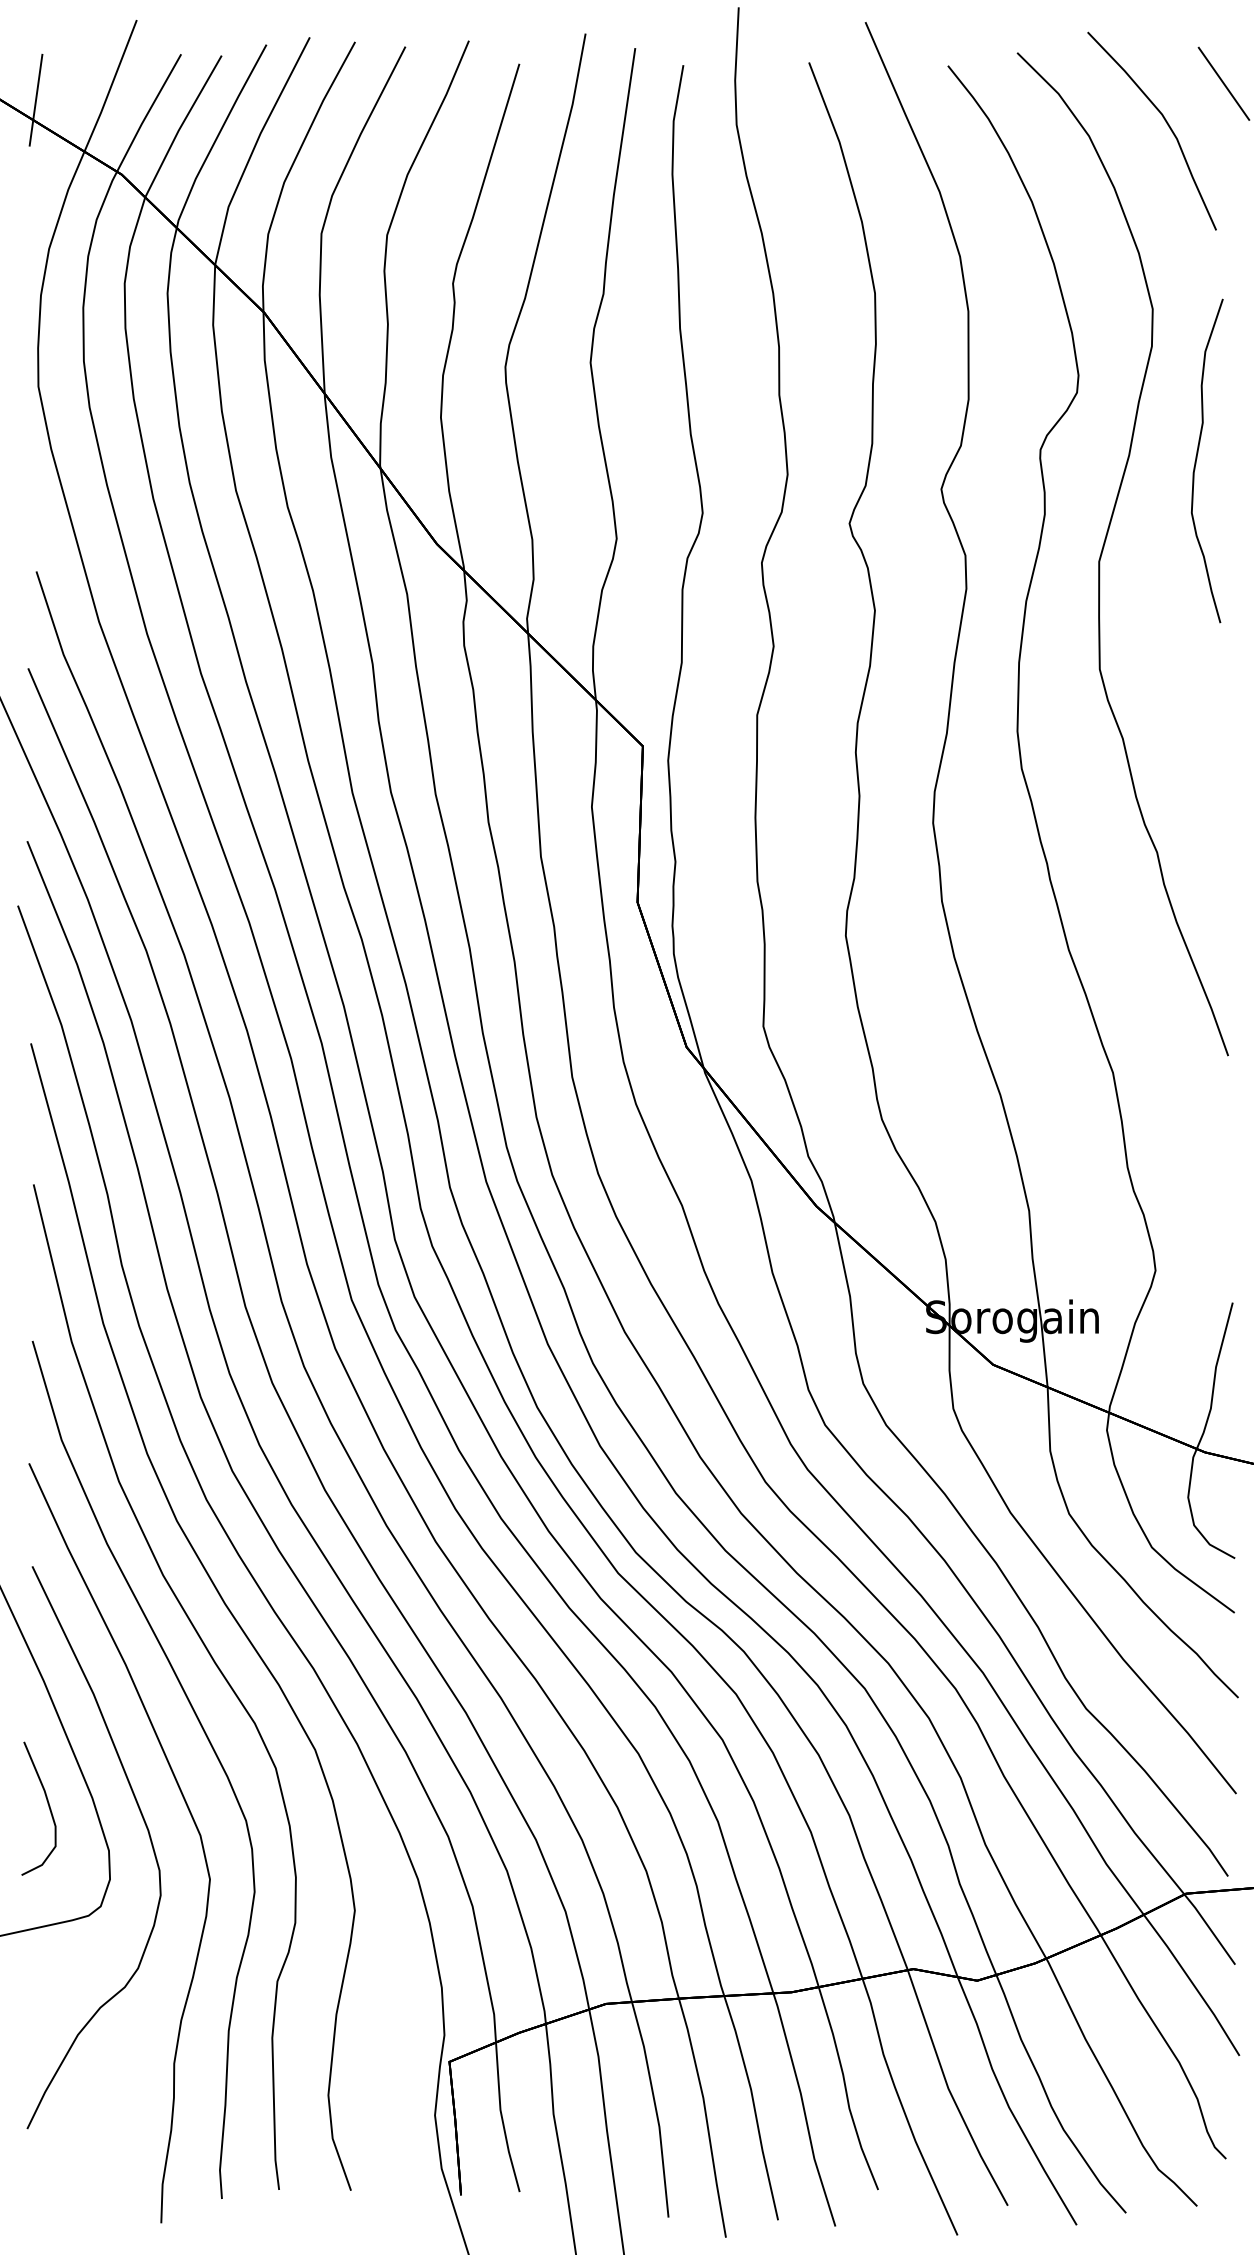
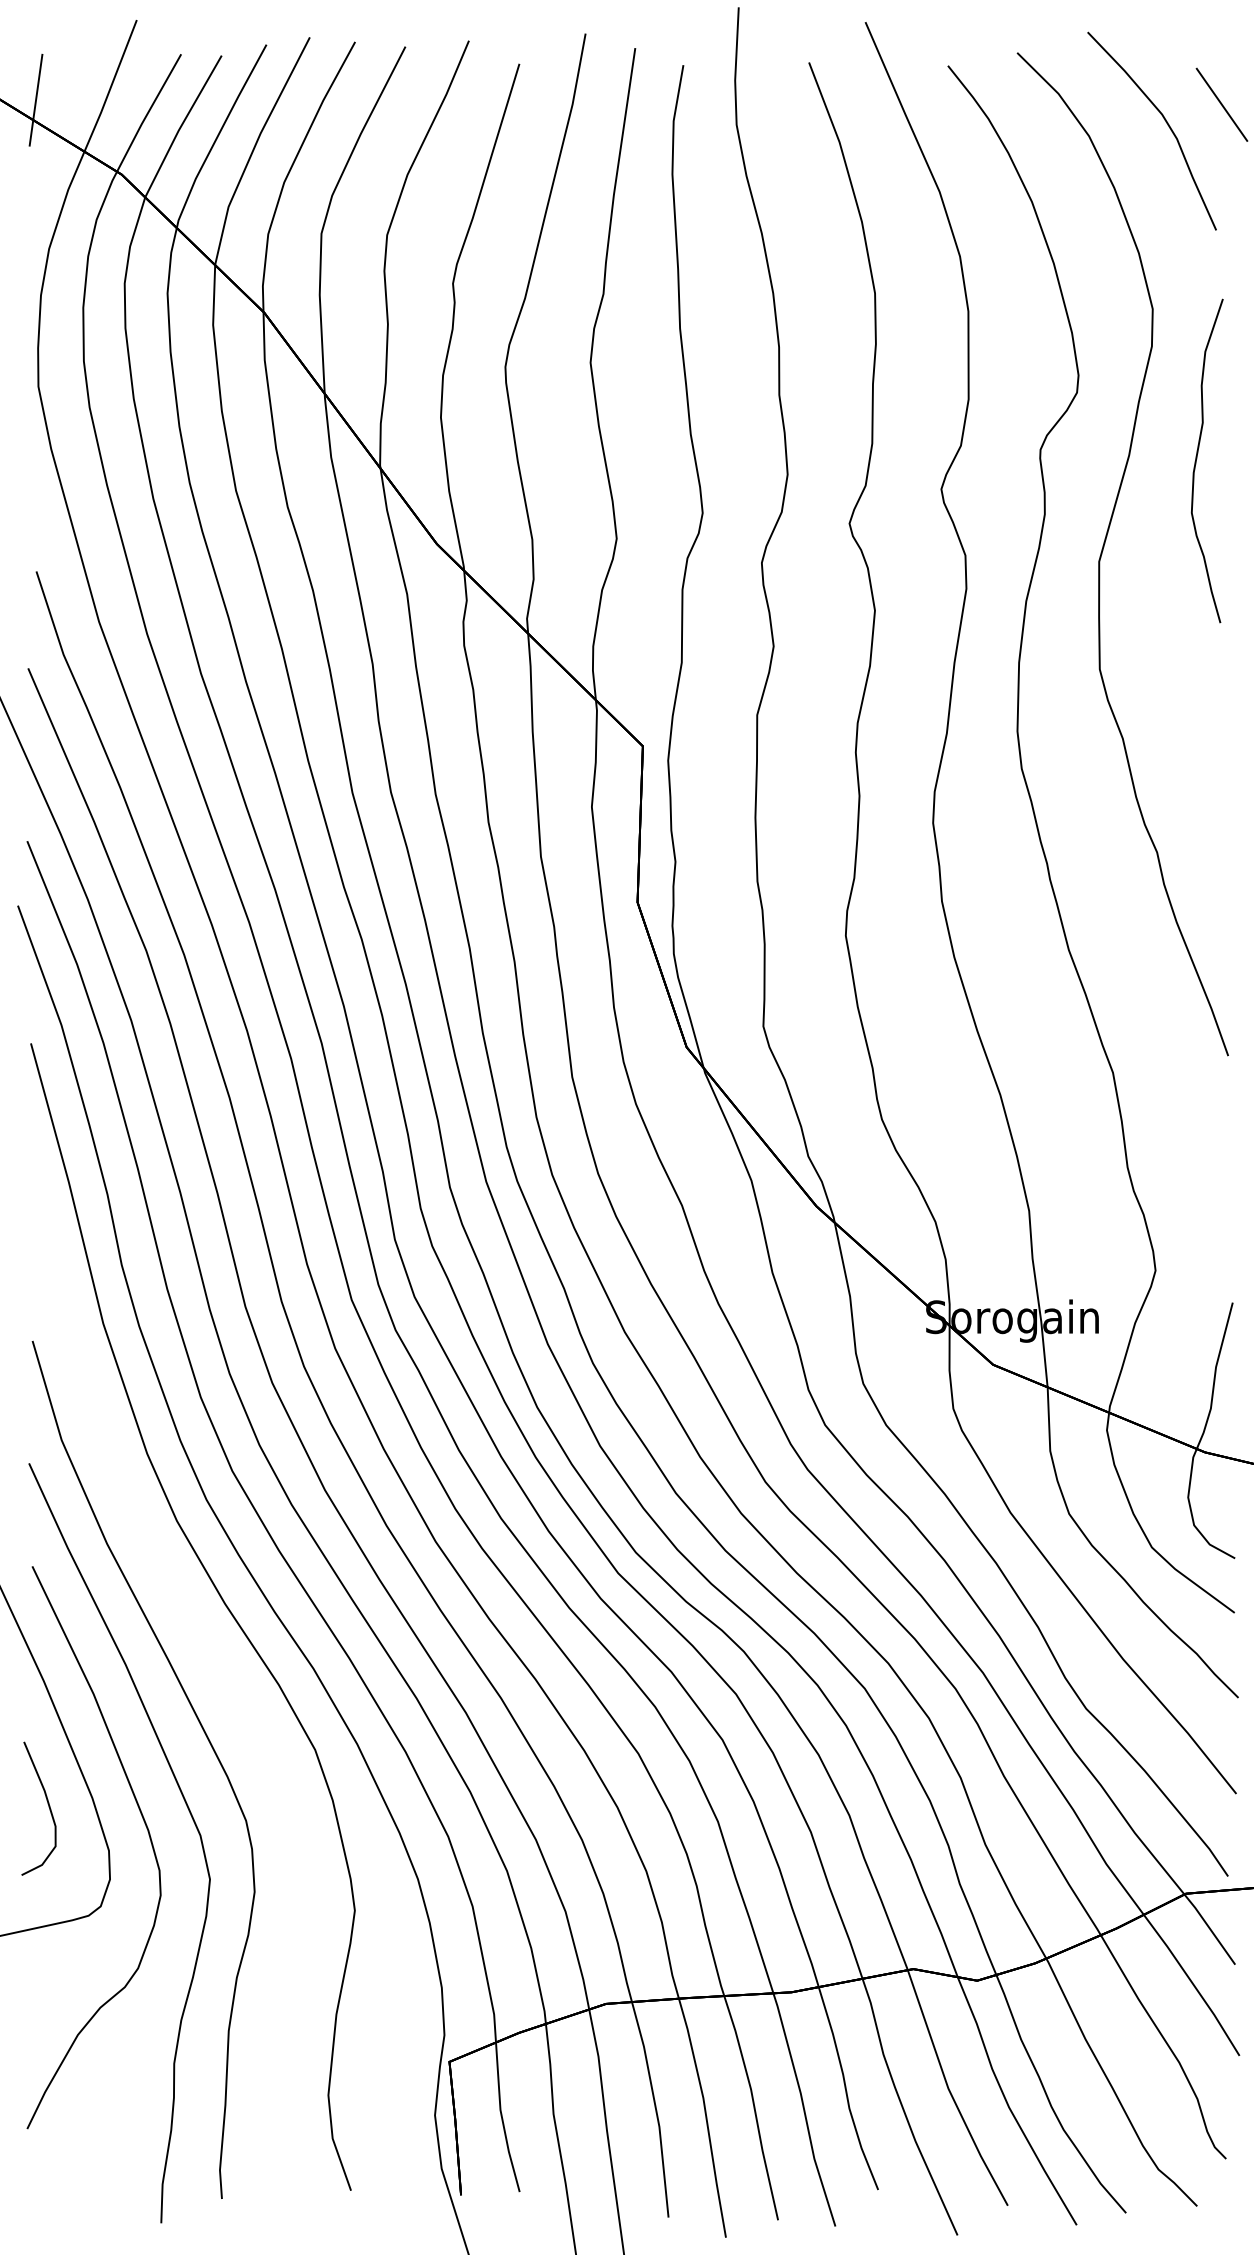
line position: (1223, 83) -> (1221, 104) (1221, 104)
curve: present -> none (210, 1657)
